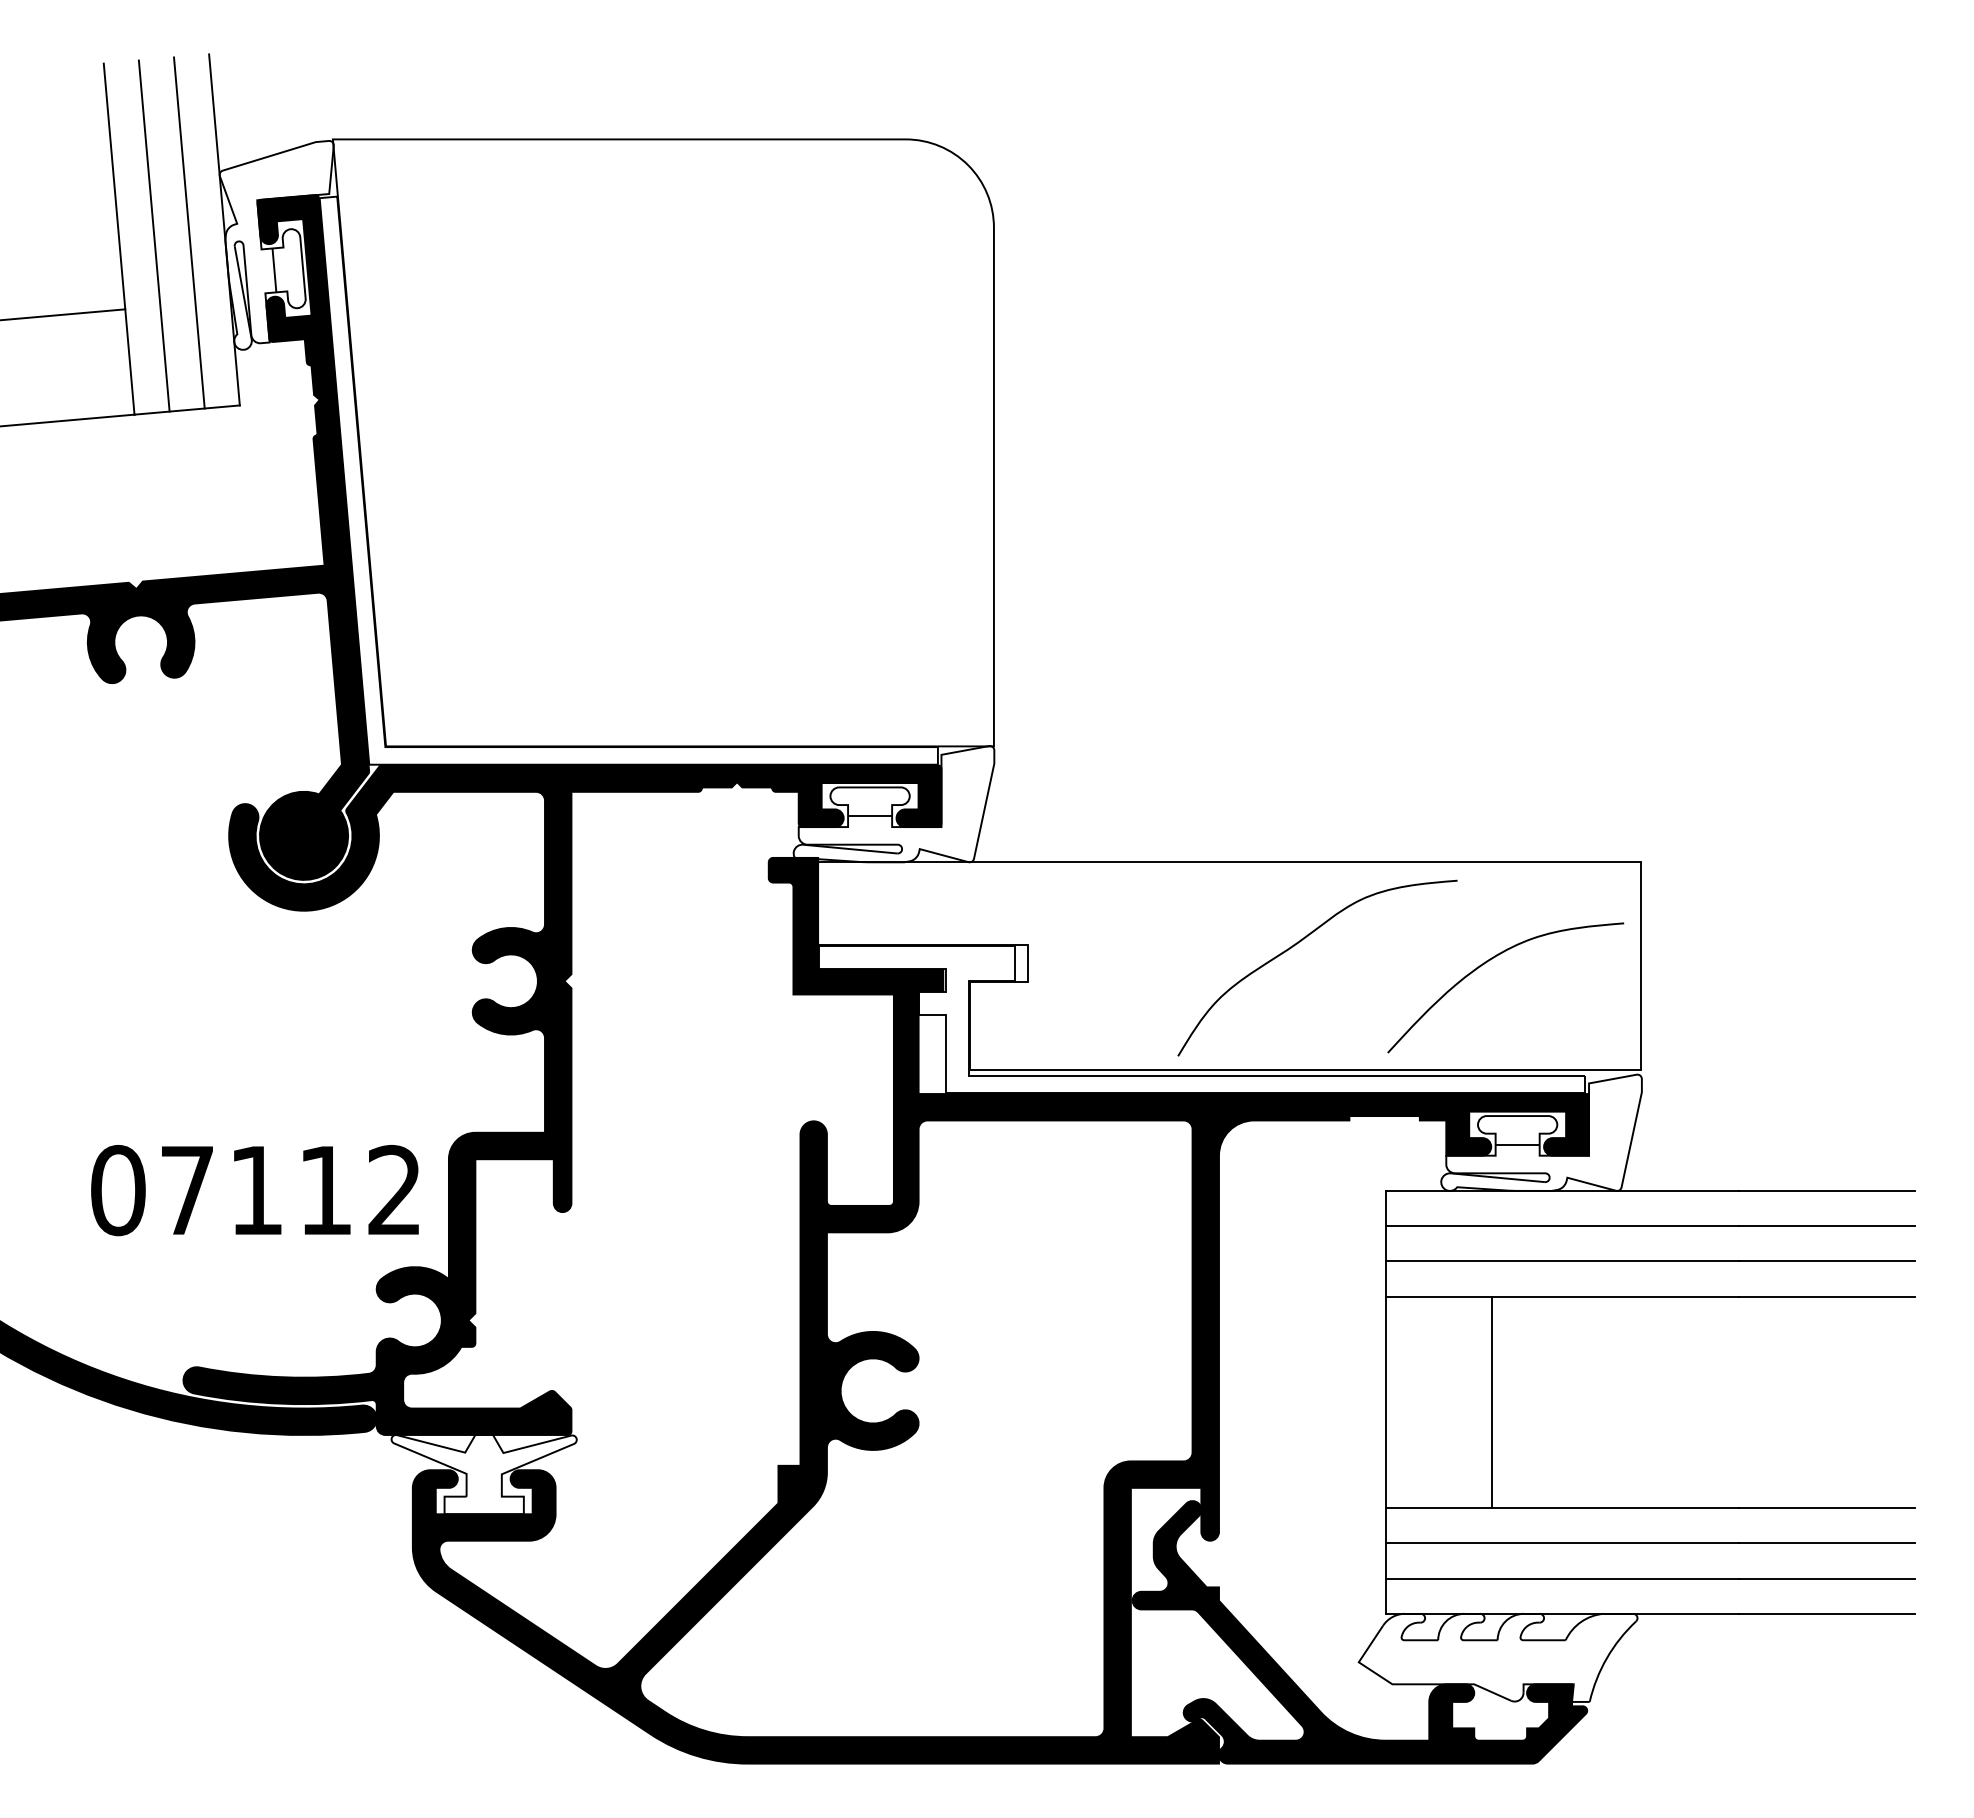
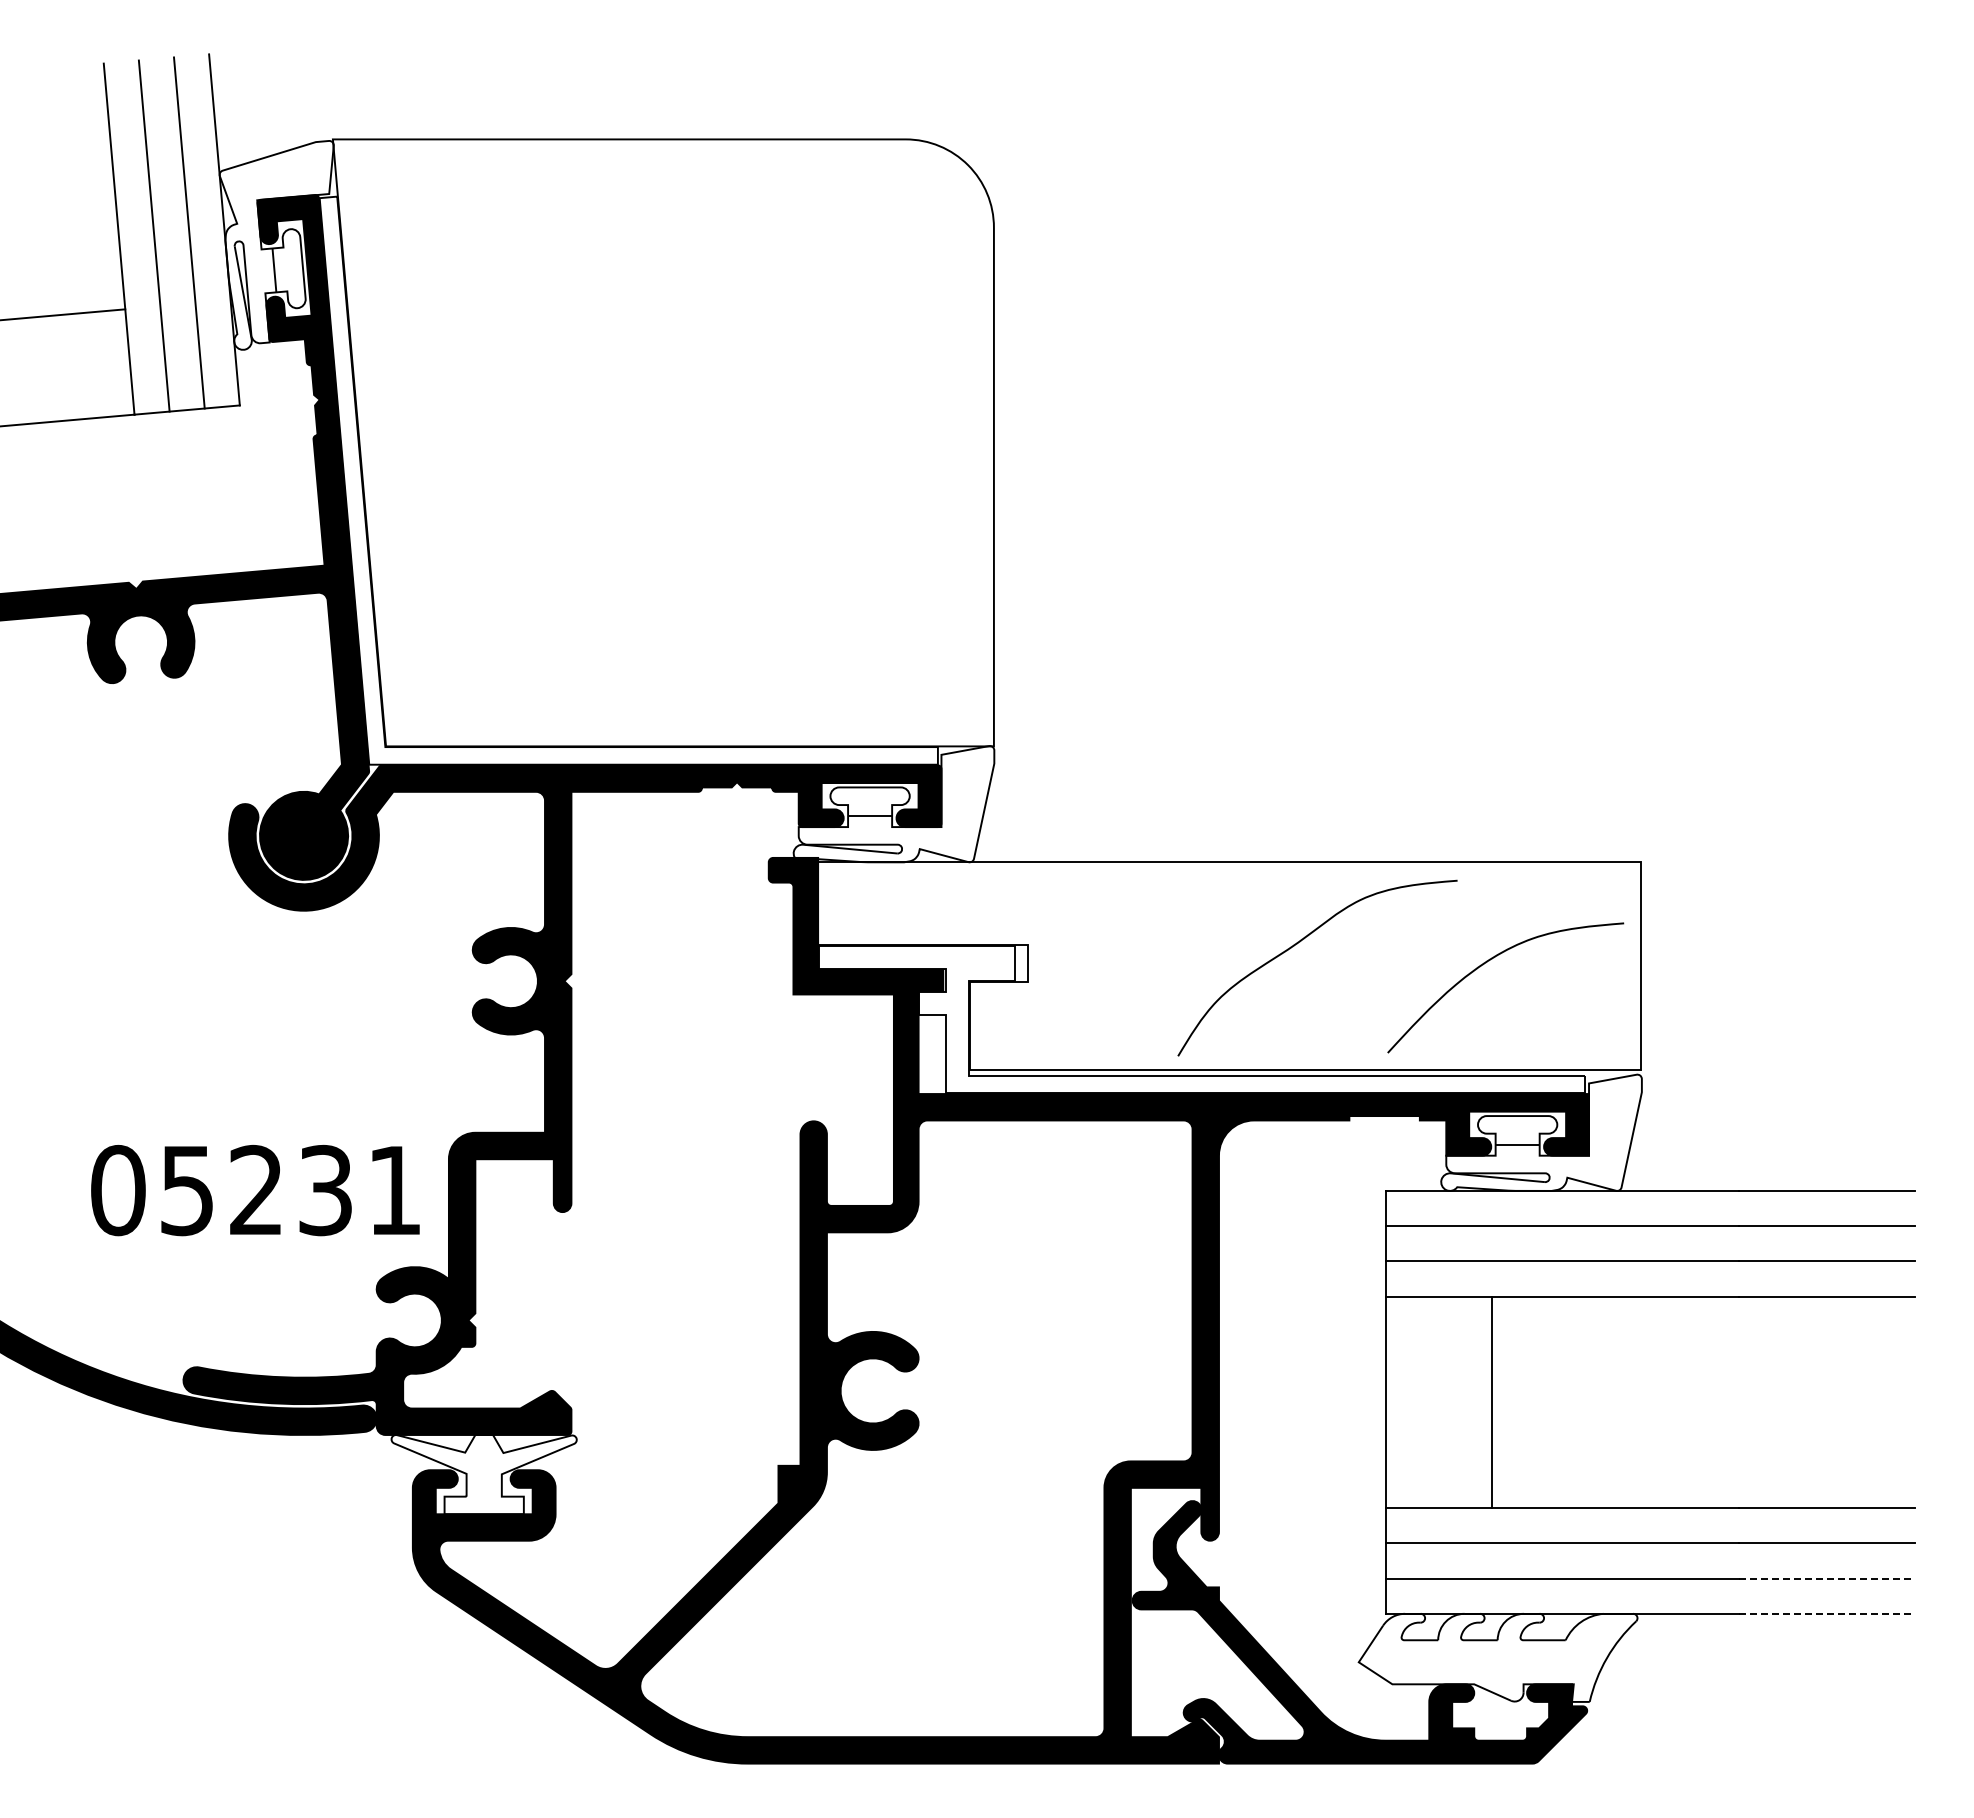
text: 07112 -> 05231 (290, 1190)
line: solid -> dashed (1827, 1578)
line: solid -> dashed (1827, 1613)
